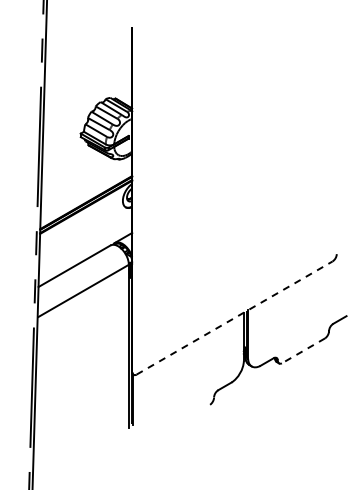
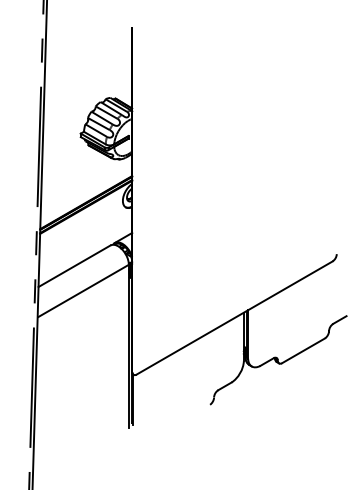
line: dashed -> solid (235, 317)
line: dashed -> solid (303, 350)
